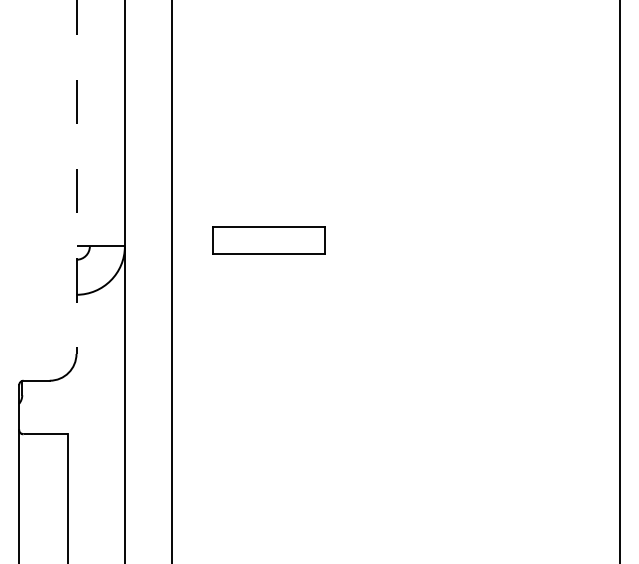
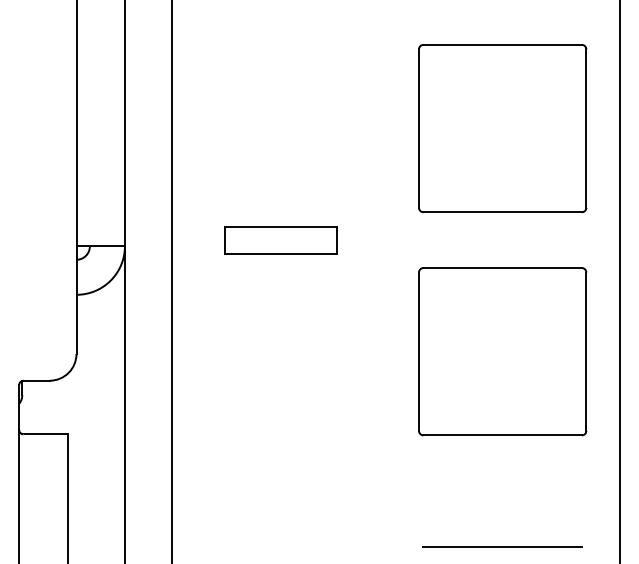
part: none -> present (502, 128)
line: dashed -> solid (76, 177)
part position: (268, 240) -> (280, 240) (280, 240)
part: none -> present (502, 351)
line: none -> present (502, 546)
